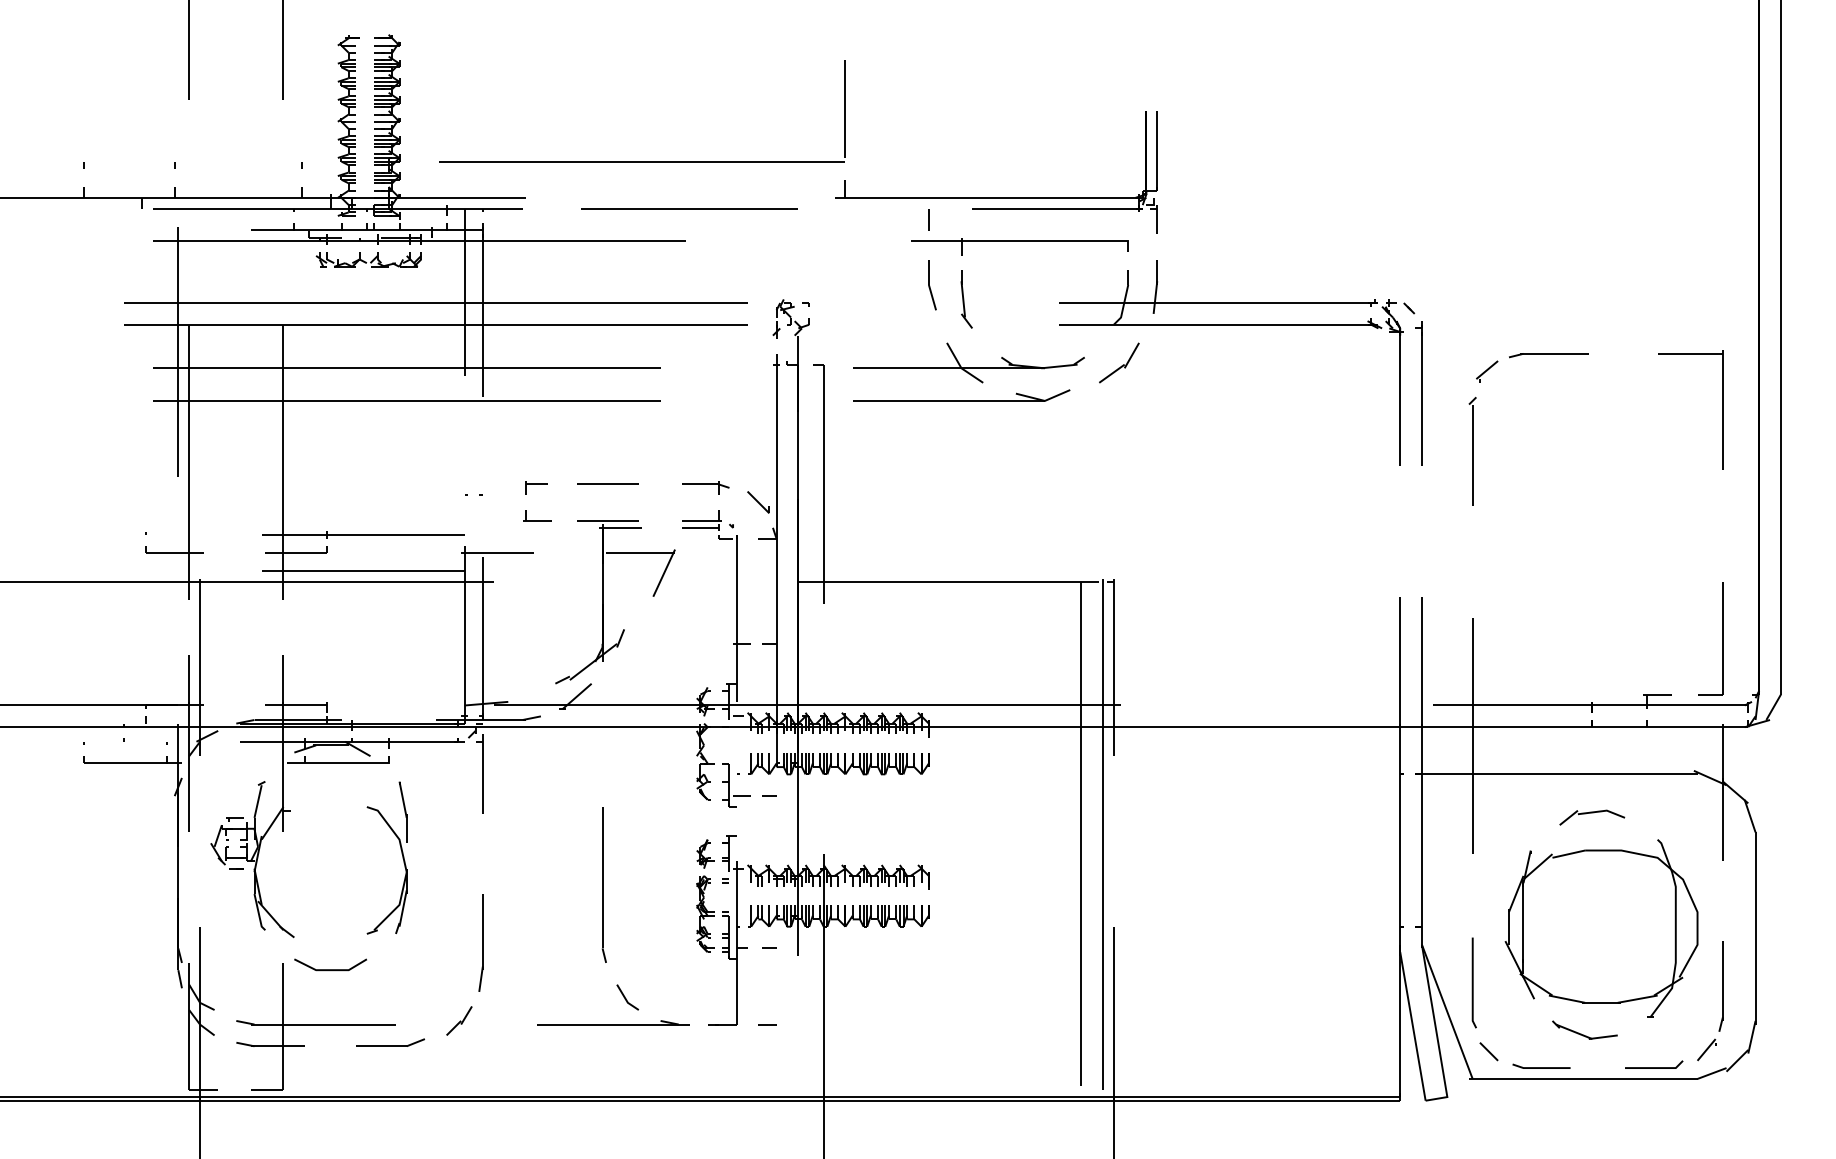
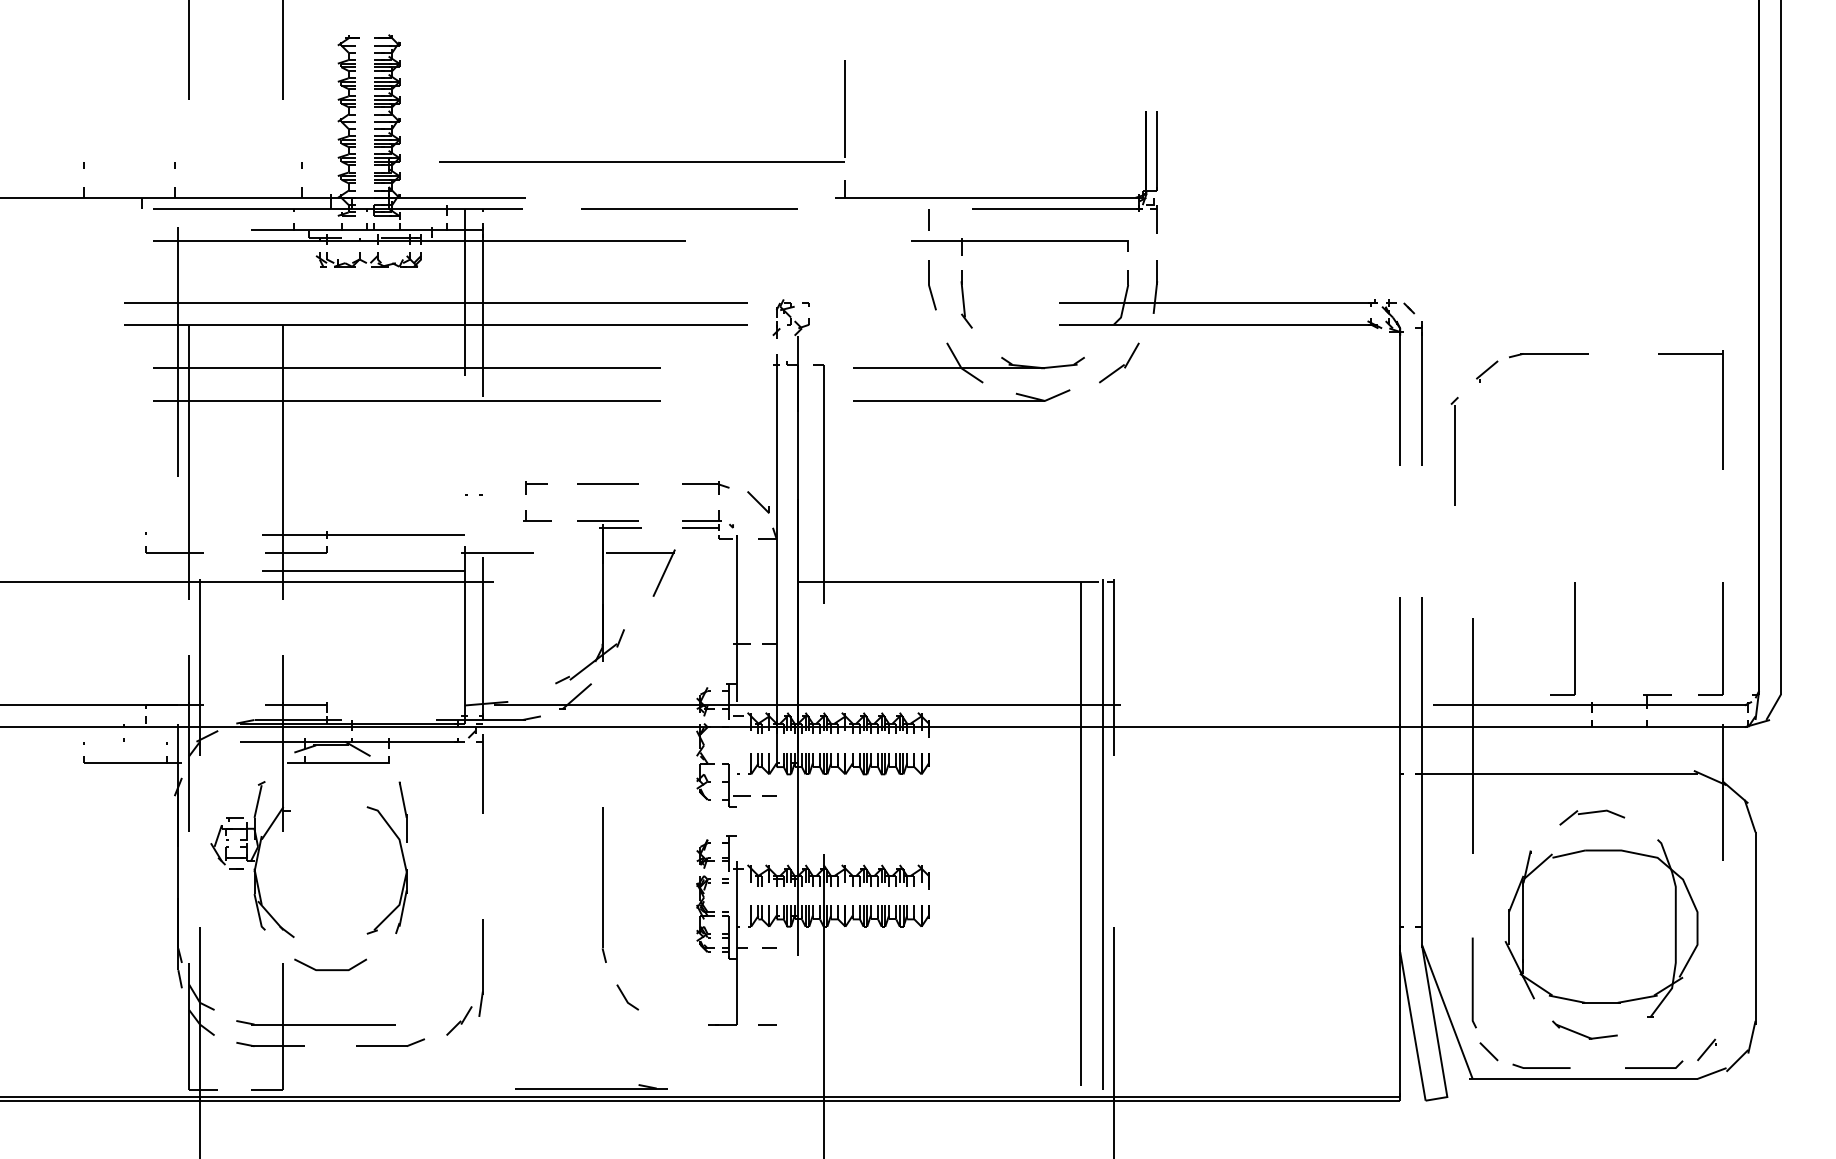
part position: (1472, 450) -> (1454, 450) (1454, 450)
part: none -> present (1574, 638)
part position: (480, 942) -> (480, 967) (480, 967)
part: present -> none (1720, 986)
part position: (613, 1022) -> (591, 1086) (591, 1086)
